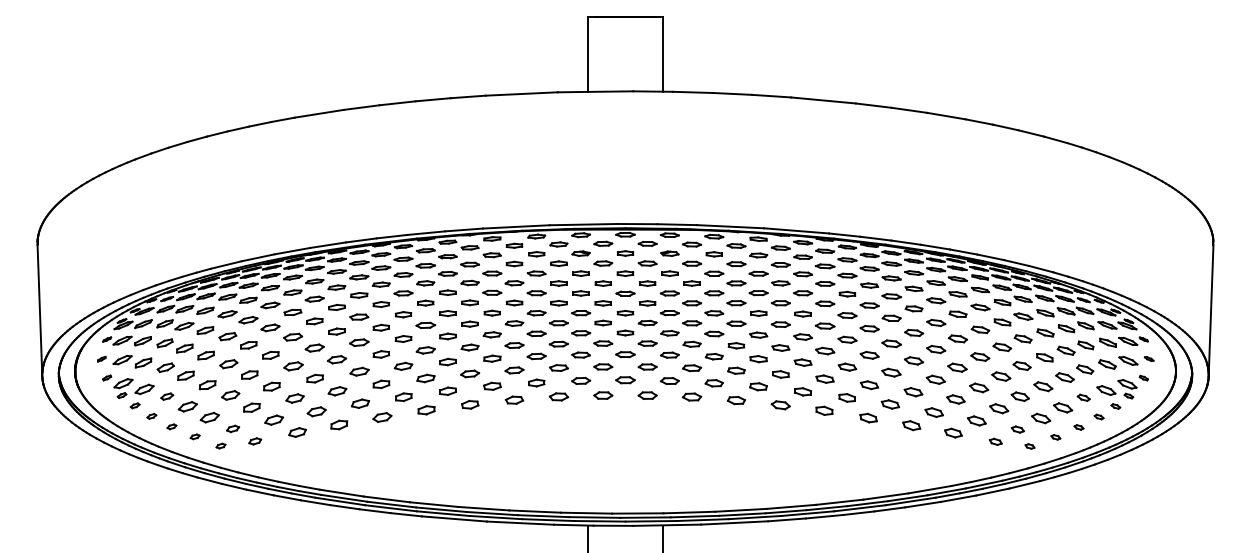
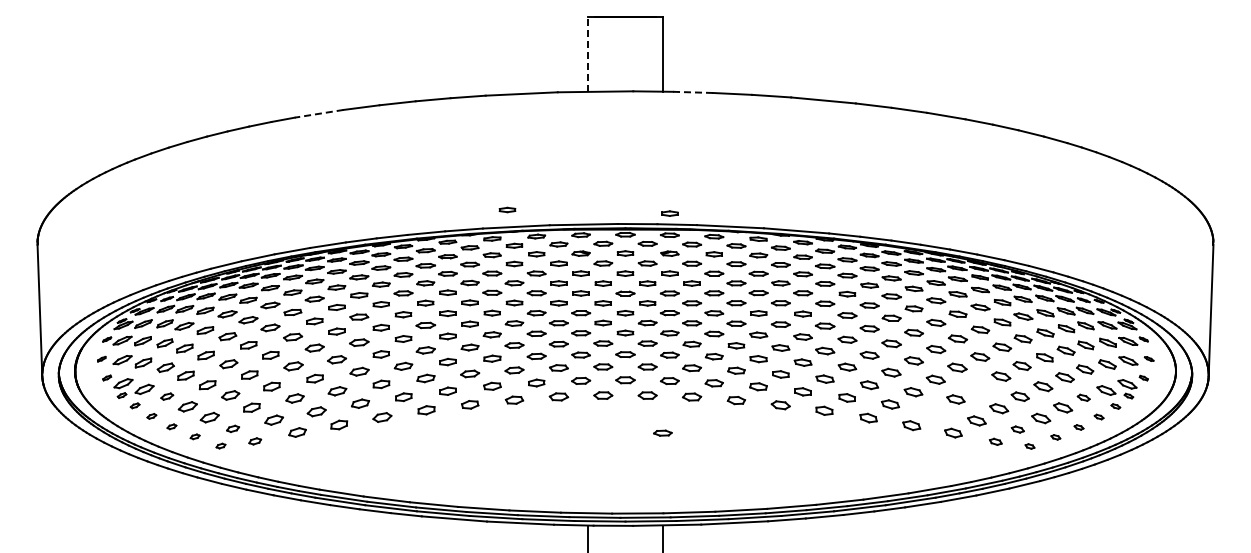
line: solid -> dashed (588, 53)
line: solid -> dashed (693, 92)
line: solid -> dashed (319, 113)
part: none -> present (507, 209)
part: none -> present (669, 213)
part: present -> none (979, 387)
part: present -> none (933, 412)
part: none -> present (662, 432)
